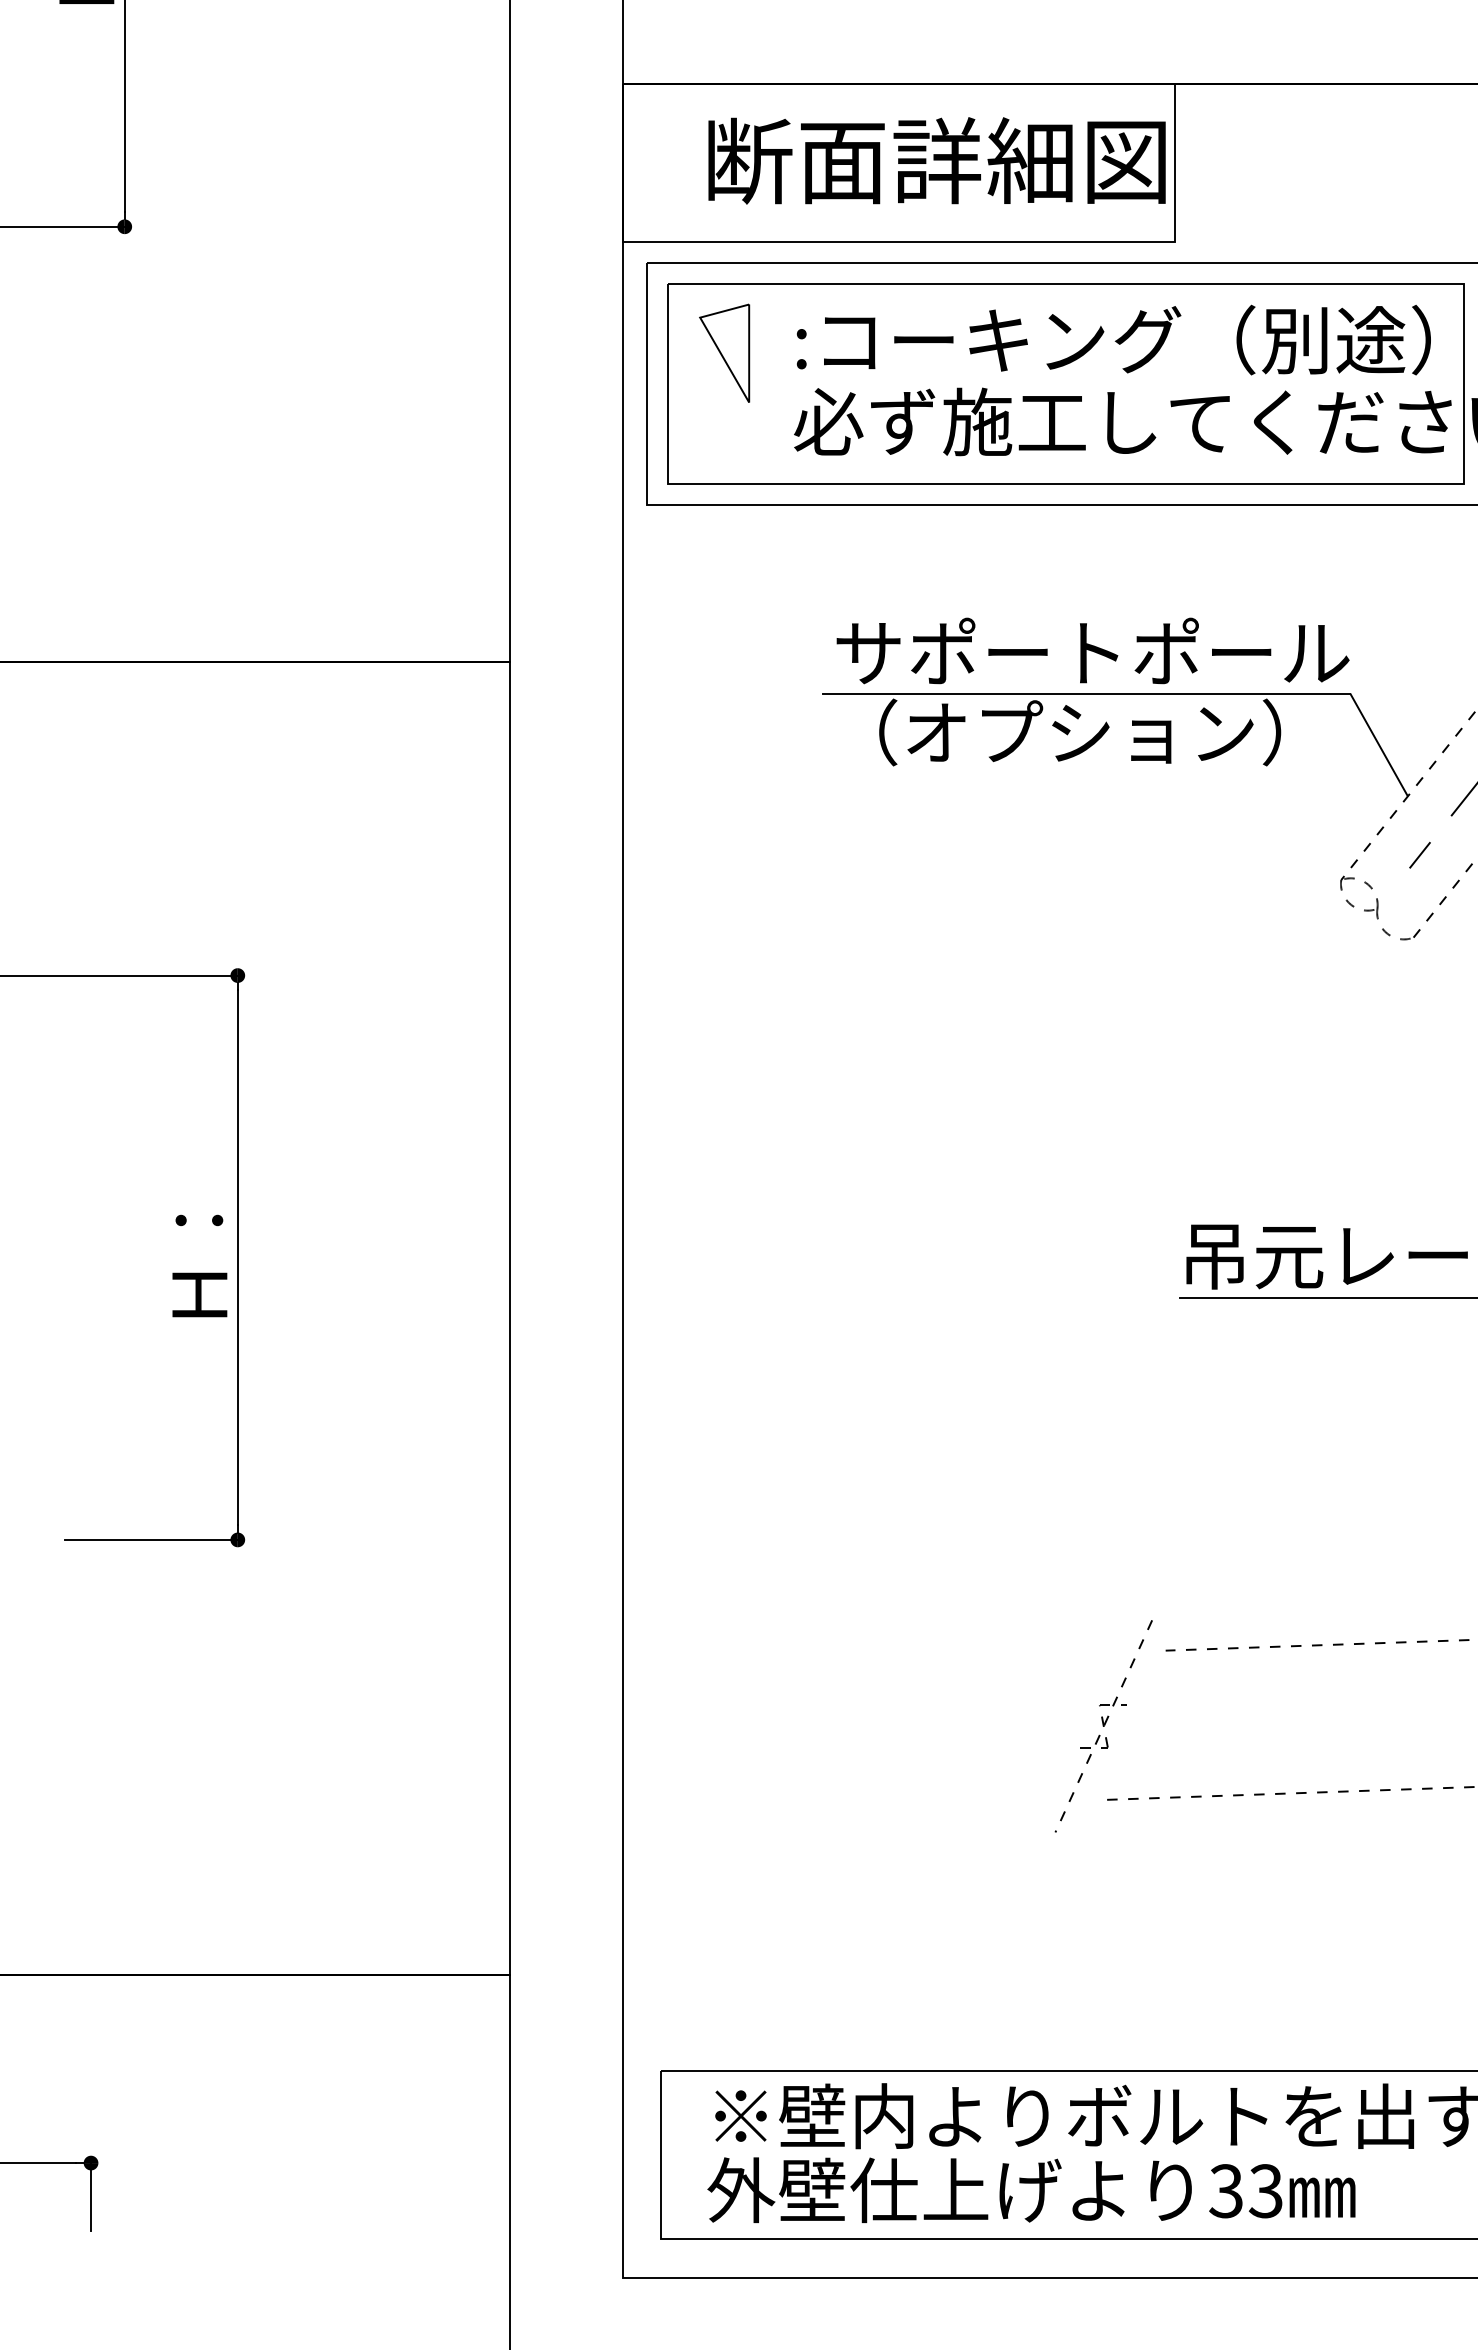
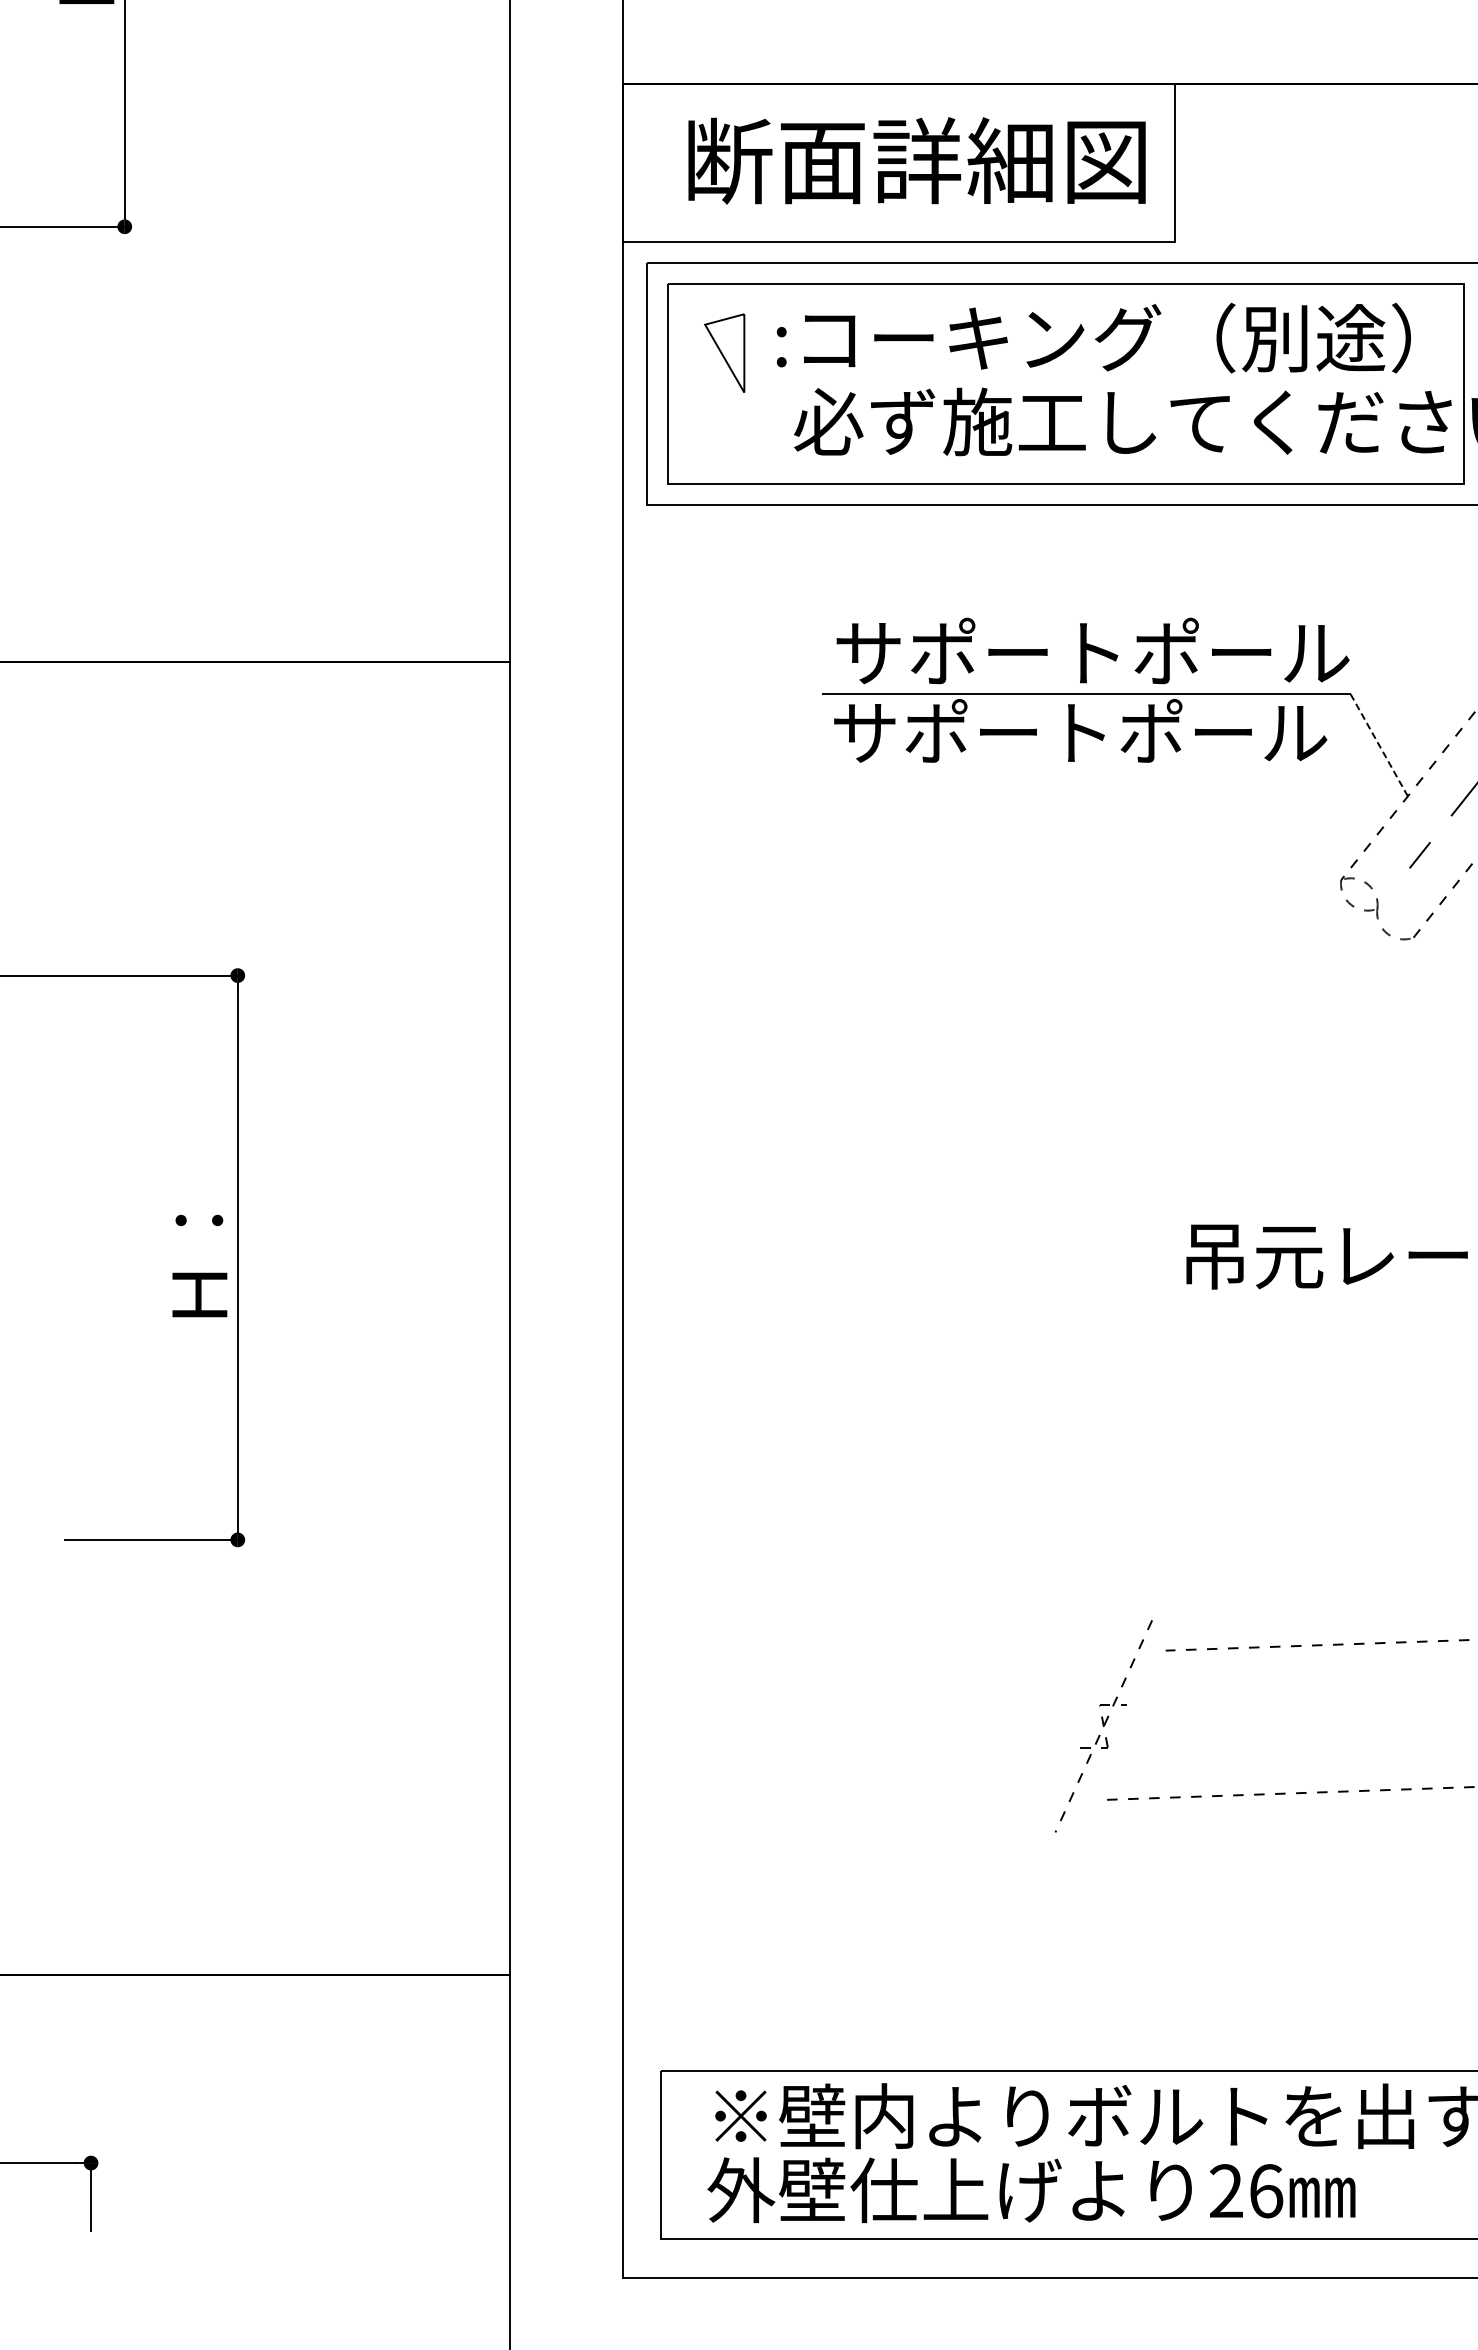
text position: (936, 160) -> (916, 160) (916, 160)
text position: (1113, 339) -> (1093, 337) (1093, 337)
part size: 52x100 px -> 42x80 px (724, 352)
text: （オプション） -> サポートポール (1080, 732)
line: solid -> dashed (1379, 744)
line: present -> none (1326, 1297)
text: 33 -> 26 (1246, 2191)
